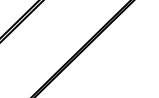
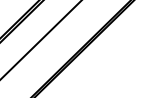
line: none -> present (40, 39)
